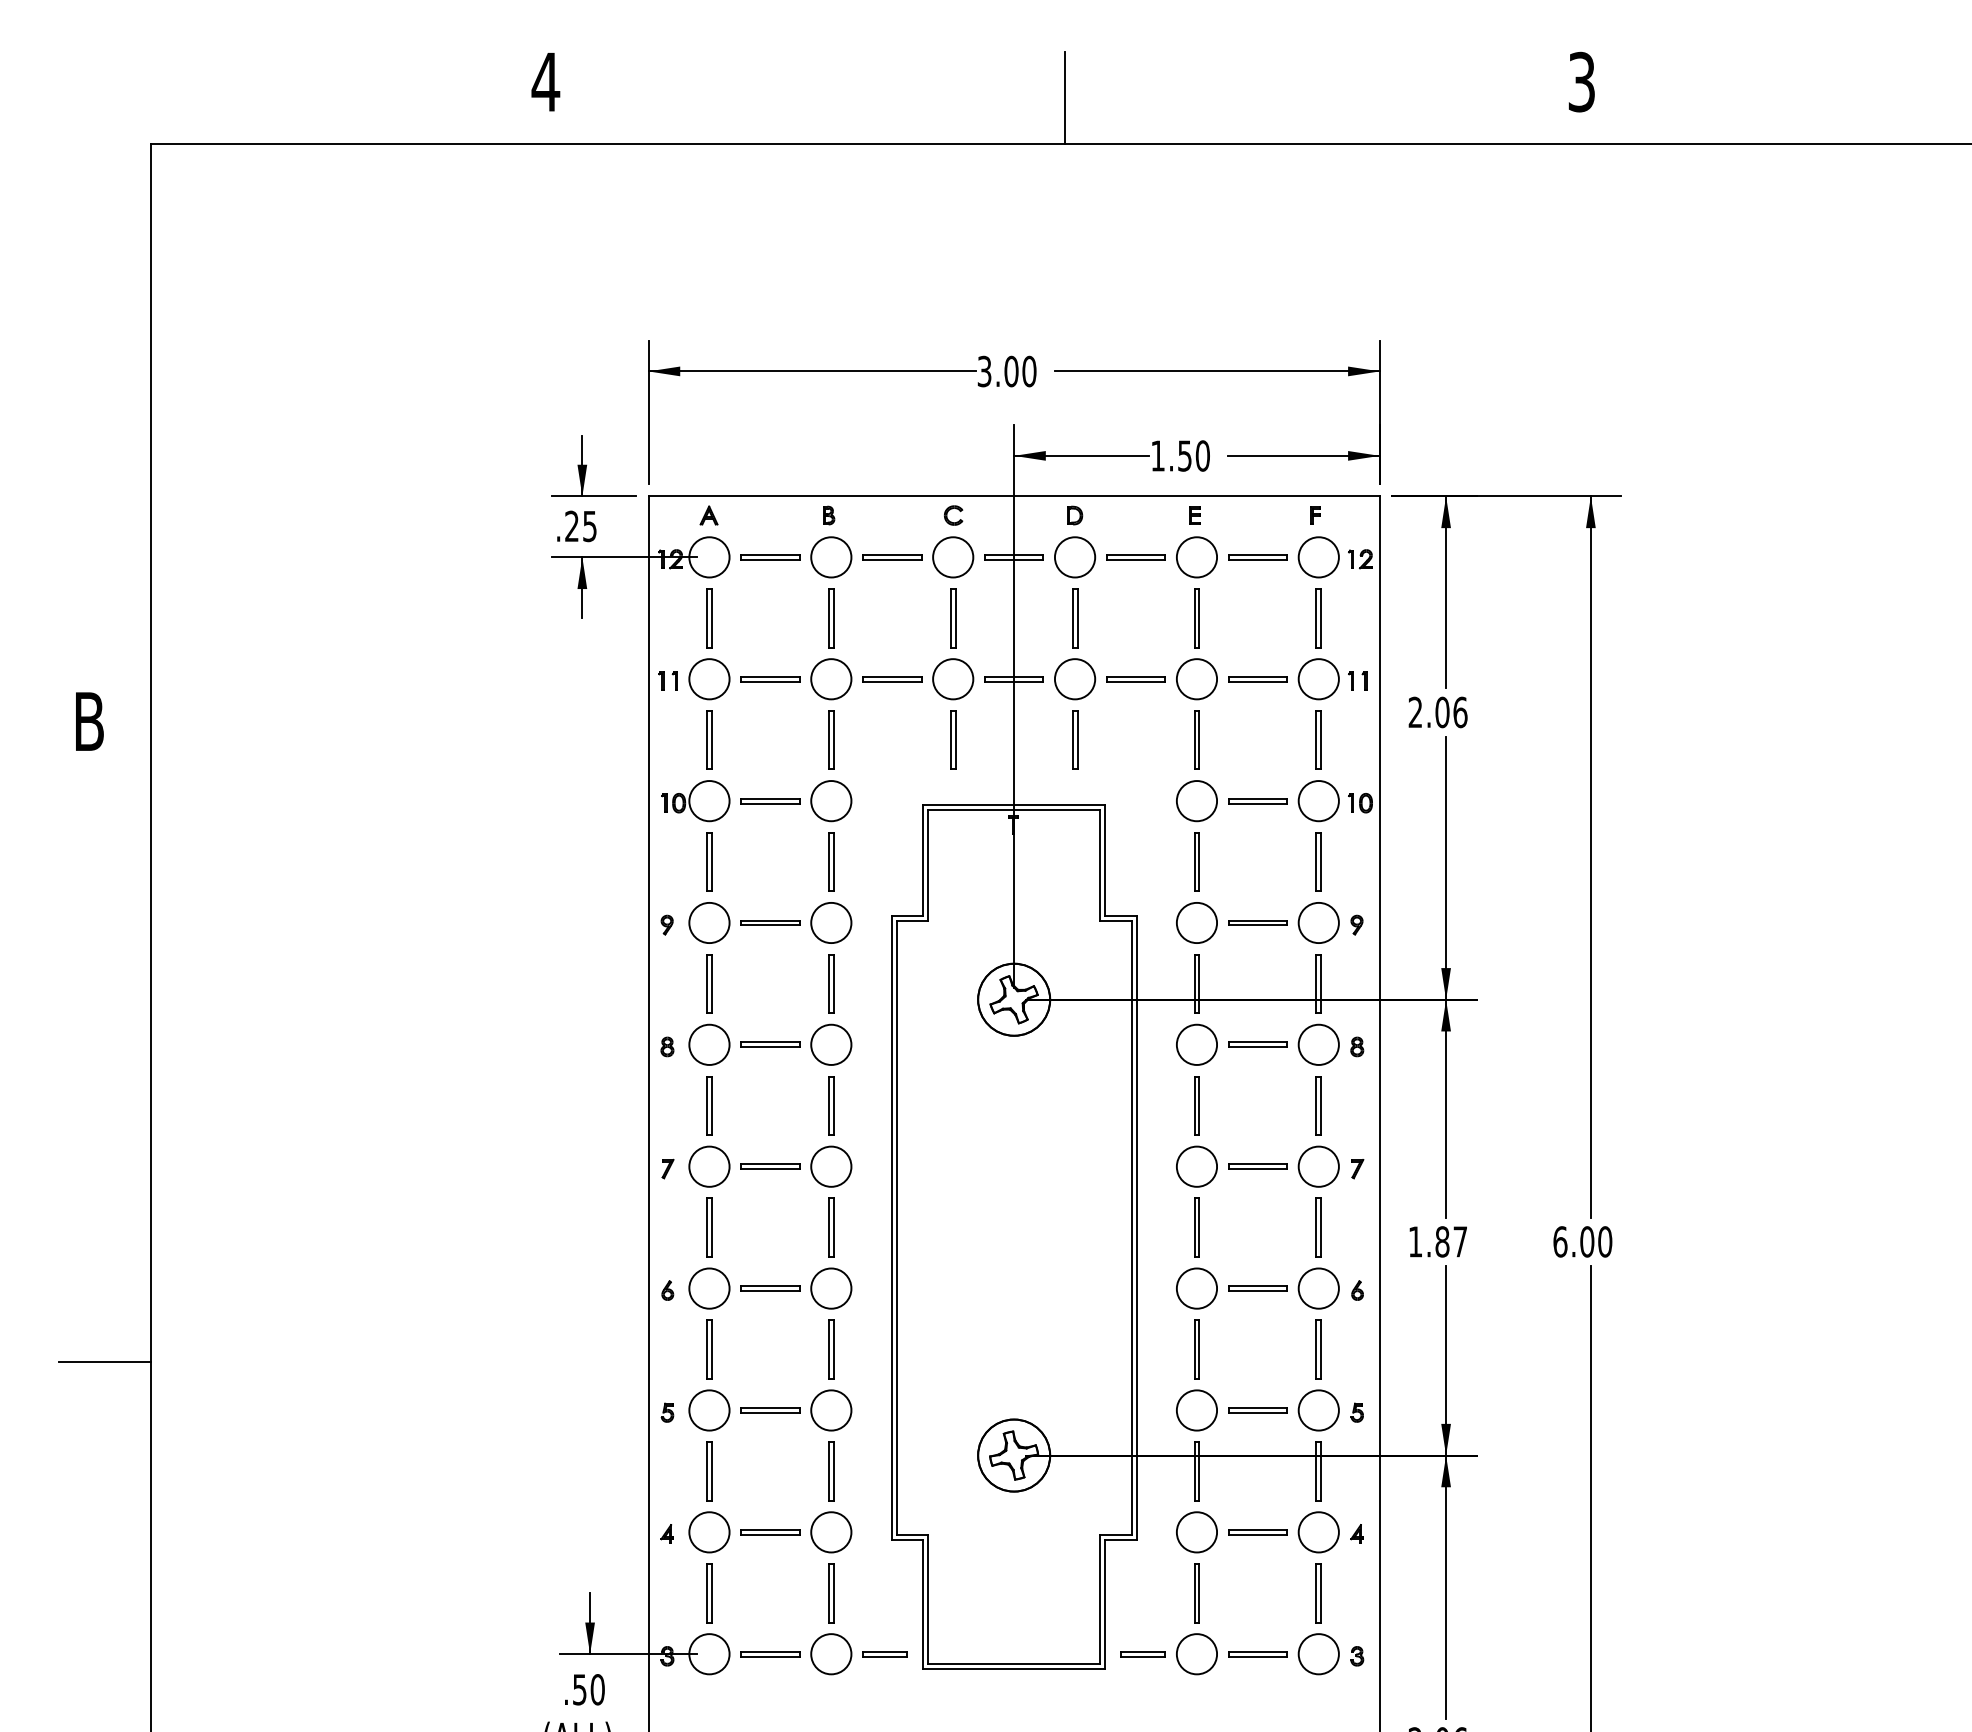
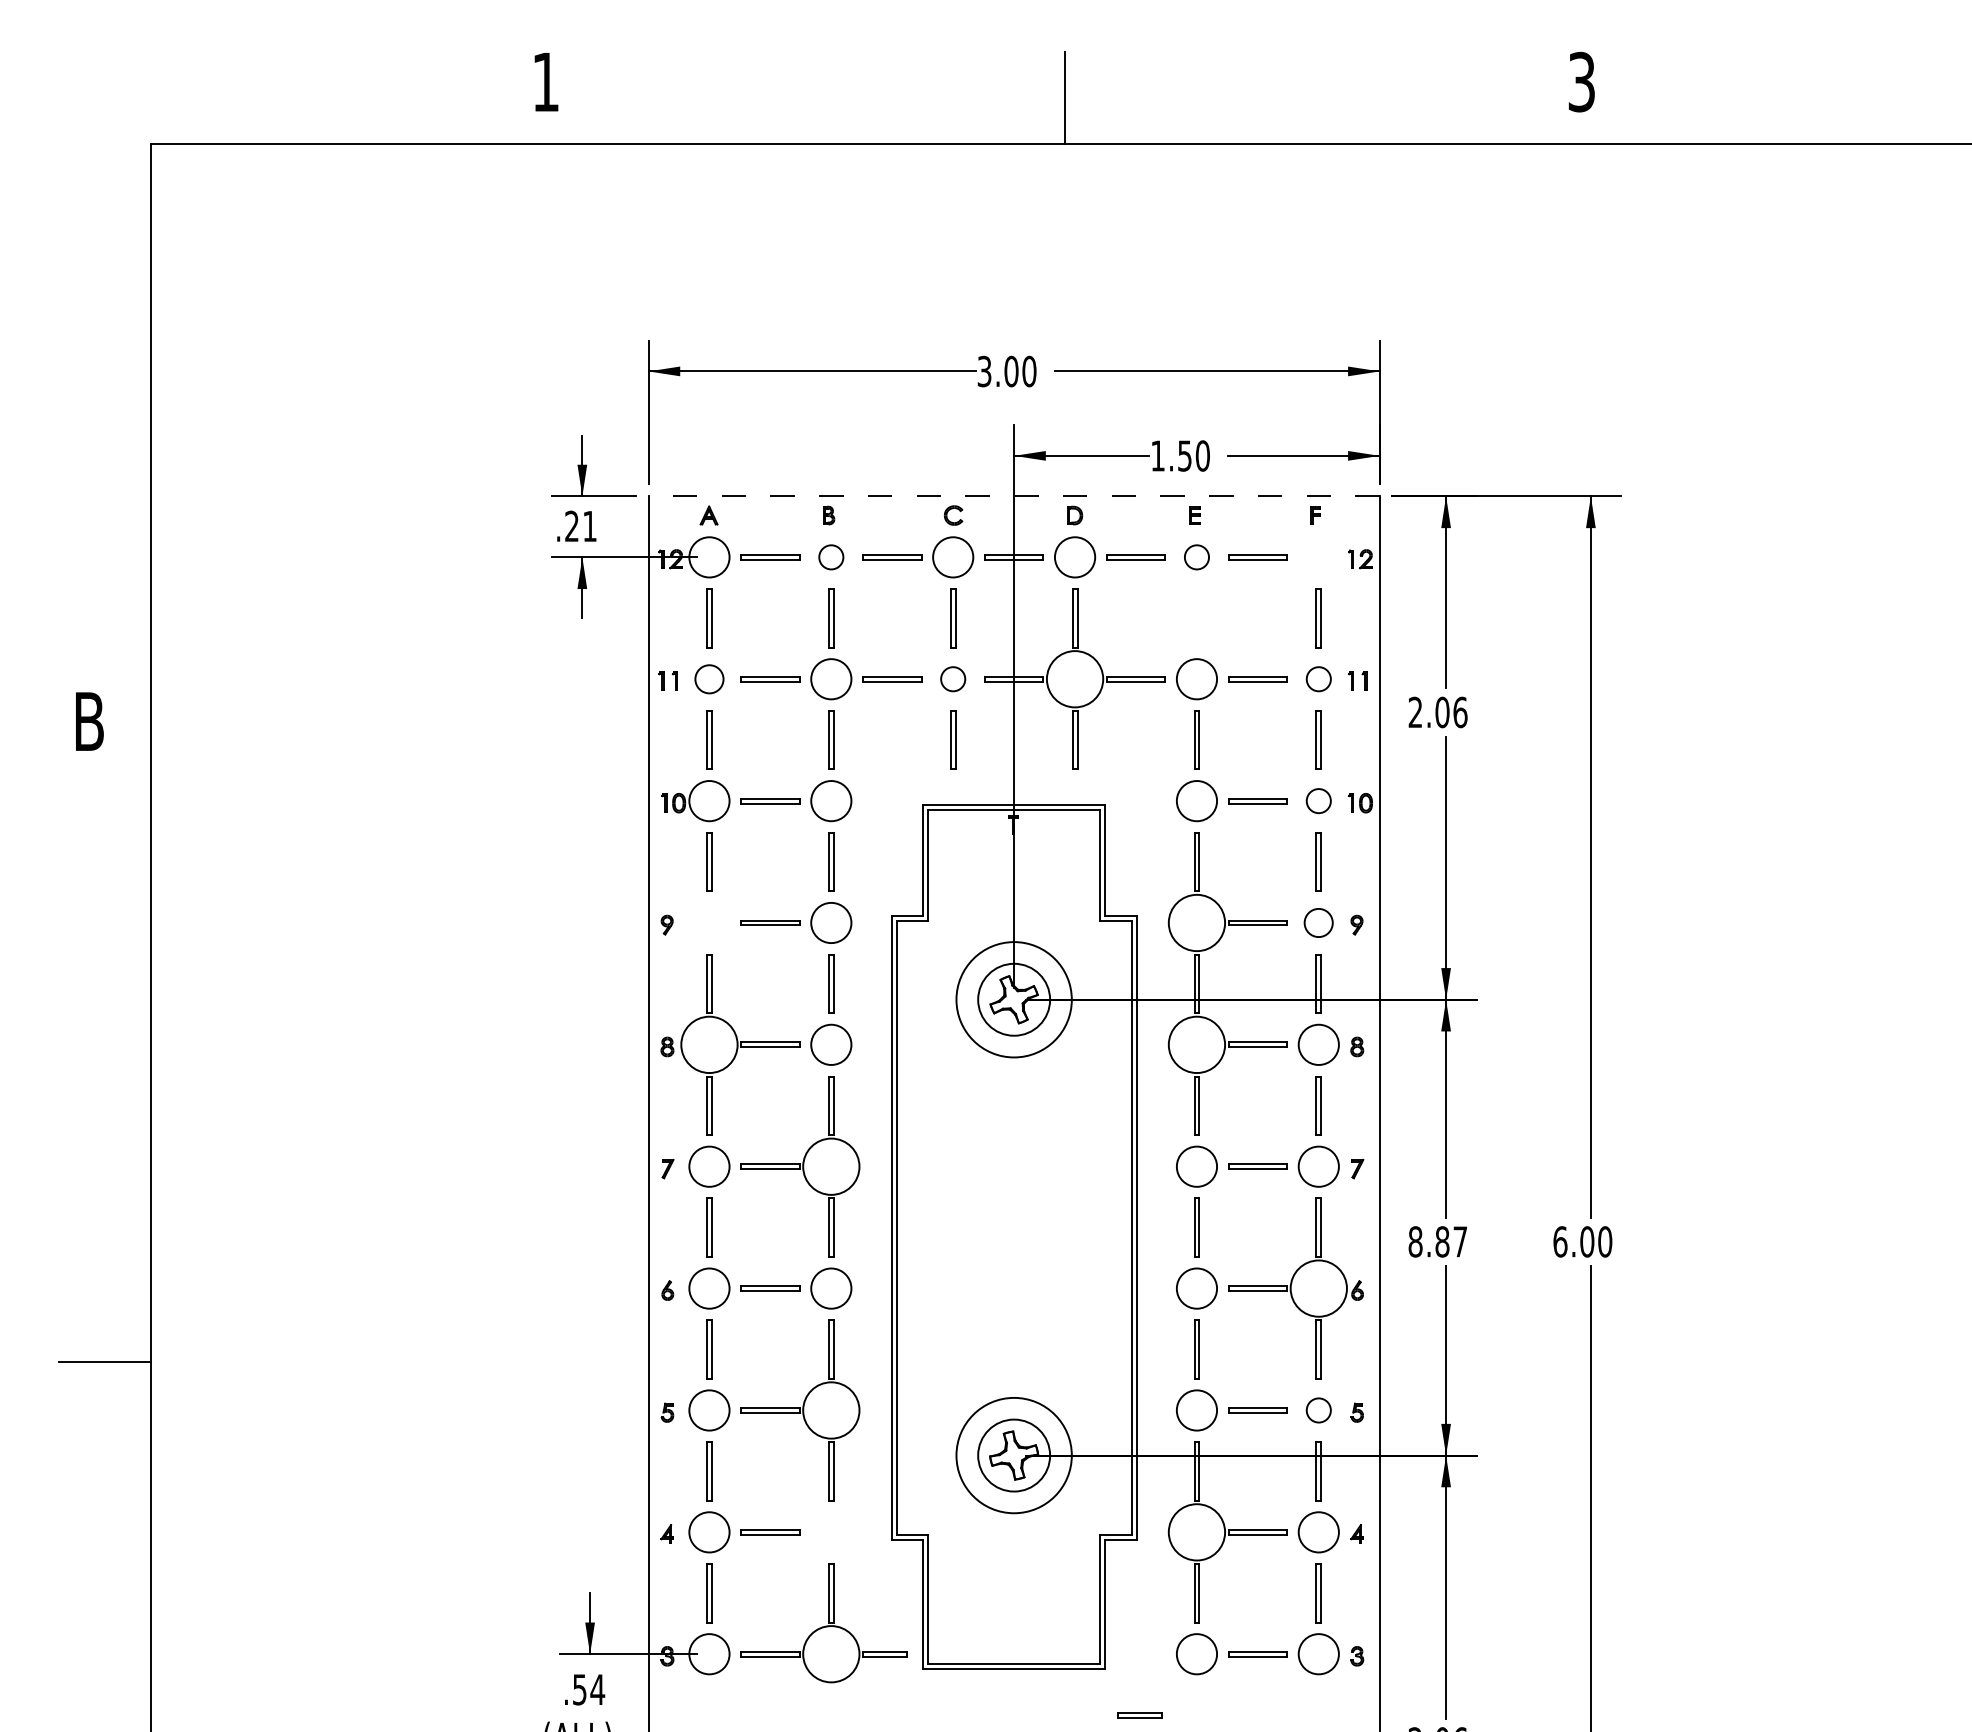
text: 4 -> 1 (545, 81)
line: solid -> dashed (1014, 496)
text: .25 -> .21 (589, 526)
circle diameter: 40 px -> 24 px (831, 557)
circle diameter: 40 px -> 24 px (1196, 557)
circle: present -> none (1318, 557)
part: present -> none (1196, 618)
circle size: 43x43 px -> 31x31 px (709, 679)
circle diameter: 40 px -> 24 px (953, 679)
circle diameter: 40 px -> 56 px (1074, 679)
circle diameter: 40 px -> 24 px (1318, 679)
circle diameter: 40 px -> 24 px (1318, 801)
circle: present -> none (709, 922)
circle diameter: 40 px -> 56 px (1196, 922)
circle size: 43x42 px -> 31x30 px (1318, 922)
circle diameter: 72 px -> 115 px (1013, 999)
circle diameter: 40 px -> 56 px (709, 1044)
circle diameter: 40 px -> 56 px (1196, 1044)
circle diameter: 40 px -> 56 px (831, 1166)
text: 1.87 -> 8.87 (1415, 1241)
circle diameter: 40 px -> 56 px (1318, 1288)
circle diameter: 40 px -> 56 px (831, 1410)
circle diameter: 40 px -> 24 px (1318, 1410)
circle diameter: 72 px -> 115 px (1013, 1455)
circle: present -> none (831, 1532)
circle diameter: 40 px -> 56 px (1196, 1532)
circle diameter: 40 px -> 56 px (831, 1654)
part position: (1142, 1654) -> (1139, 1715) (1139, 1715)
text: .50 -> .54 (597, 1689)
